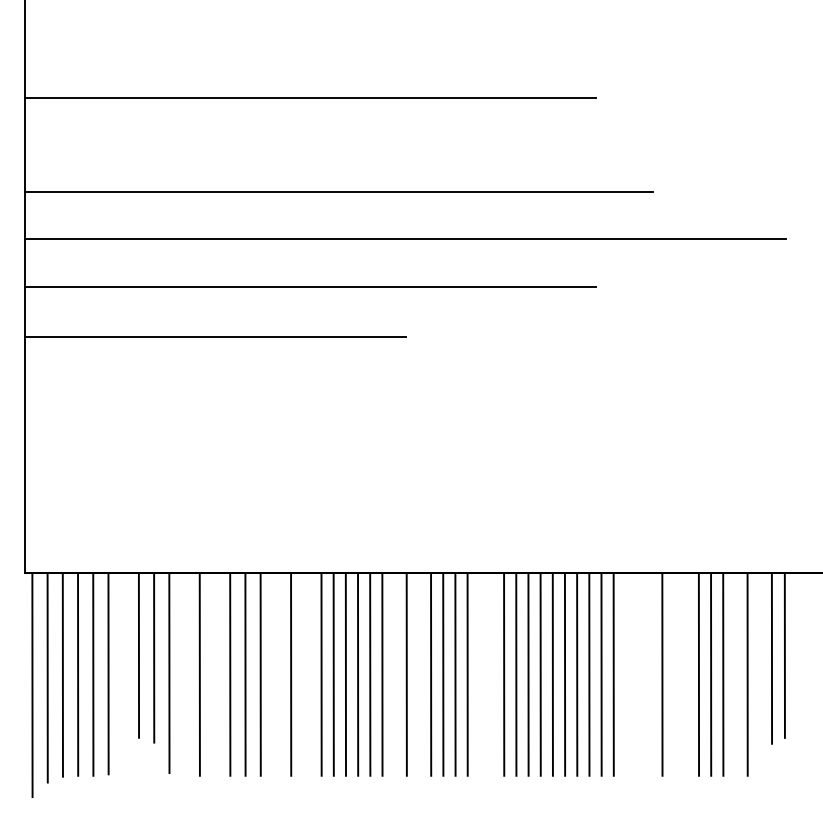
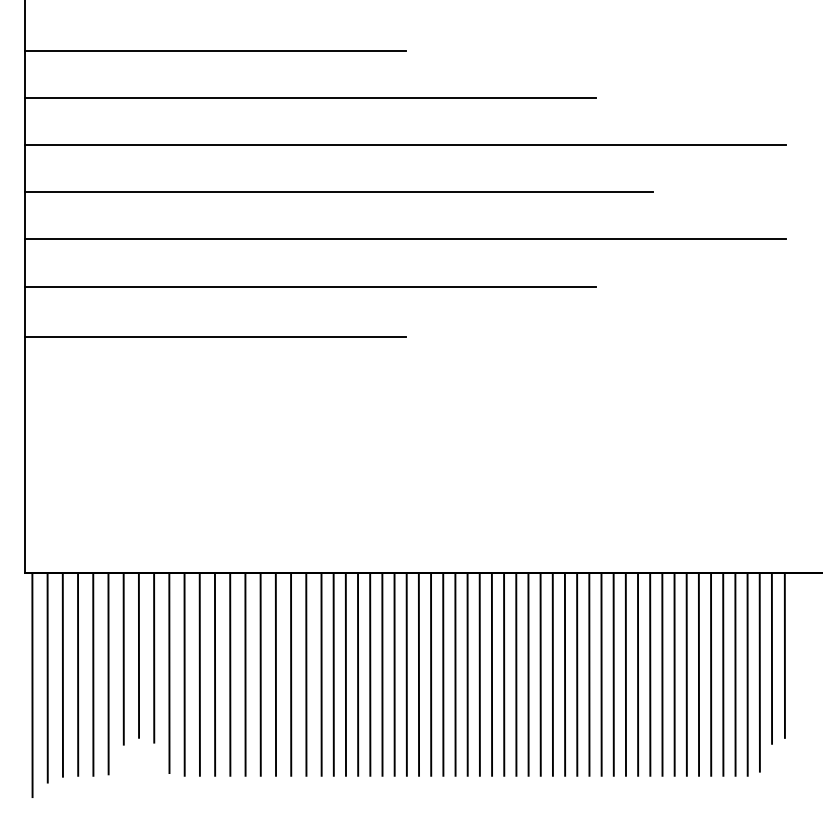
line: none -> present (214, 50)
line: none -> present (405, 145)
line: none -> present (123, 659)
line: none -> present (759, 672)
line: none -> present (184, 674)
line: none -> present (214, 674)
line: none -> present (275, 674)
line: none -> present (306, 674)
line: none -> present (394, 674)
line: none -> present (418, 674)
line: none -> present (479, 674)
line: none -> present (491, 674)
line: none -> present (625, 674)
line: none -> present (638, 674)
line: none -> present (650, 674)
line: none -> present (674, 674)
line: none -> present (686, 674)
line: none -> present (735, 674)
